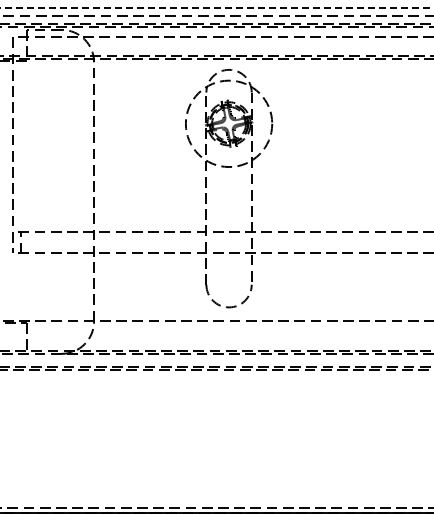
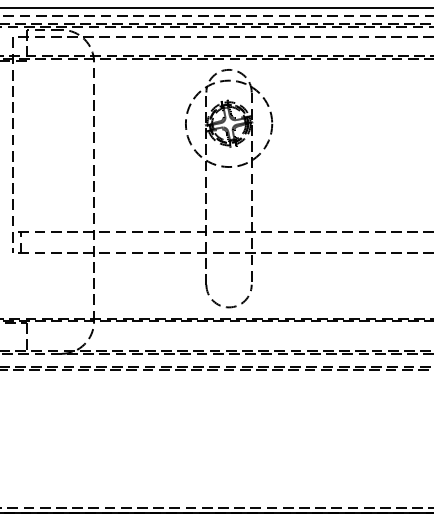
line: dashed -> solid (217, 7)
line: none -> present (216, 318)
